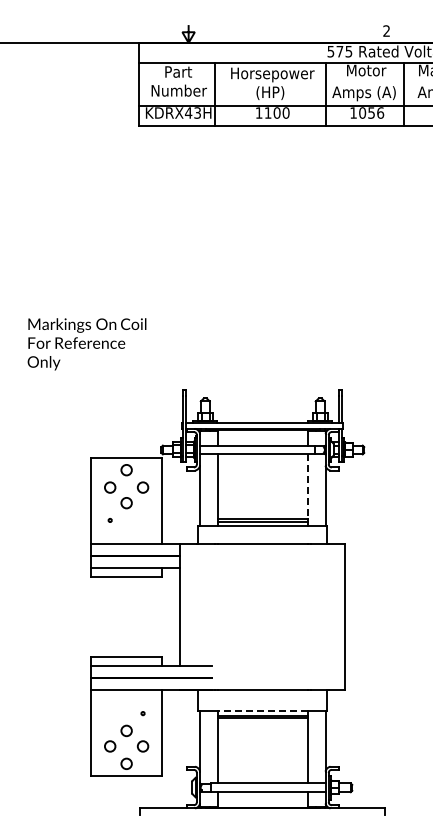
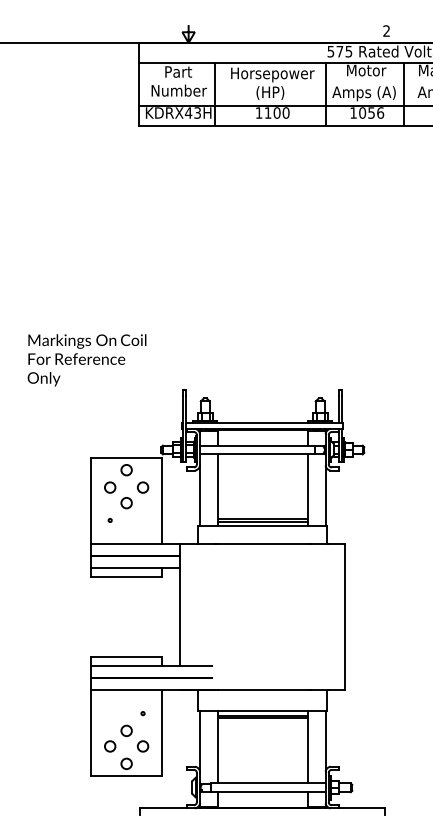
text position: (86, 344) -> (86, 360) (86, 360)
line: dashed -> solid (307, 487)
line: dashed -> solid (262, 711)
